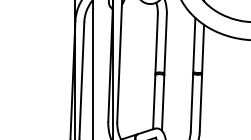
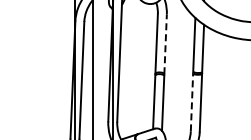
line: solid -> dashed (165, 44)
line: solid -> dashed (191, 102)
